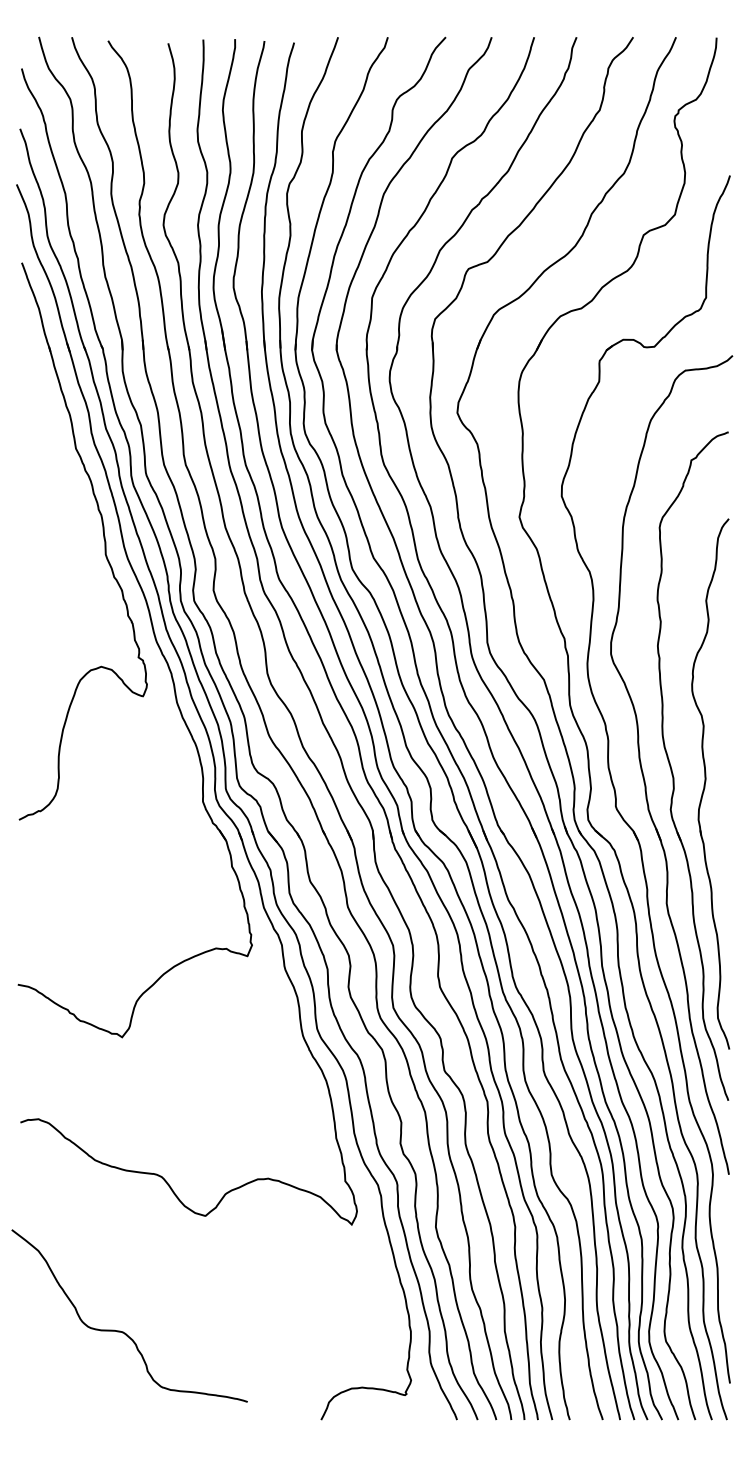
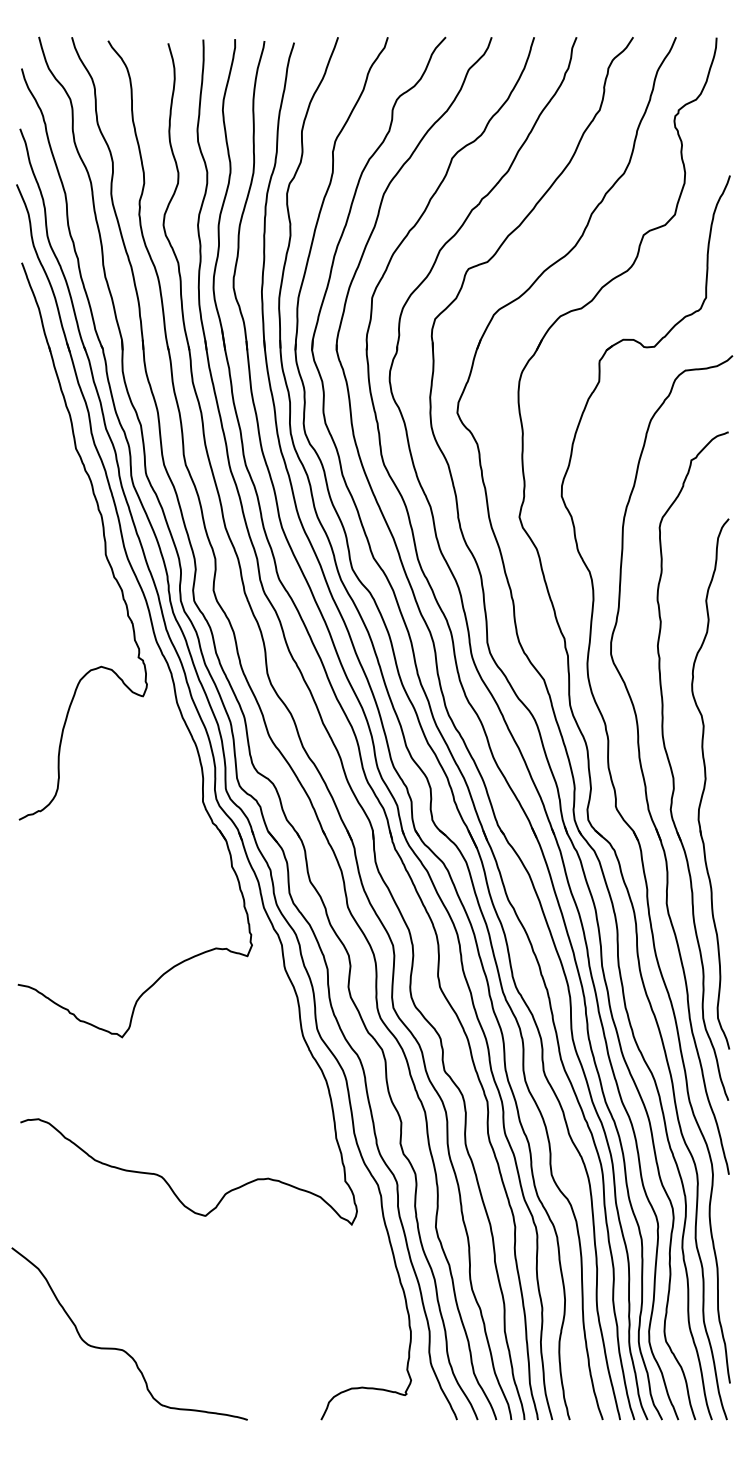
curve position: (123, 1331) -> (123, 1349) (123, 1349)
